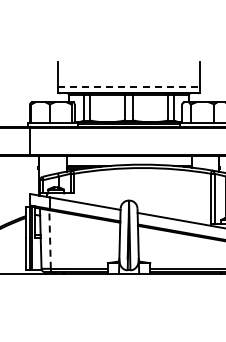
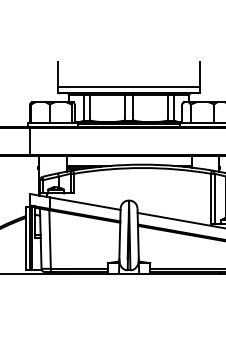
line: dashed -> solid (129, 86)
line: dashed -> solid (50, 239)
